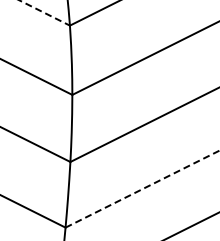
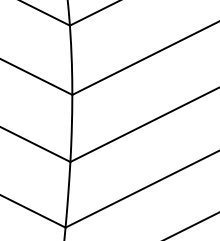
line: dashed -> solid (44, 13)
line: dashed -> solid (142, 189)
